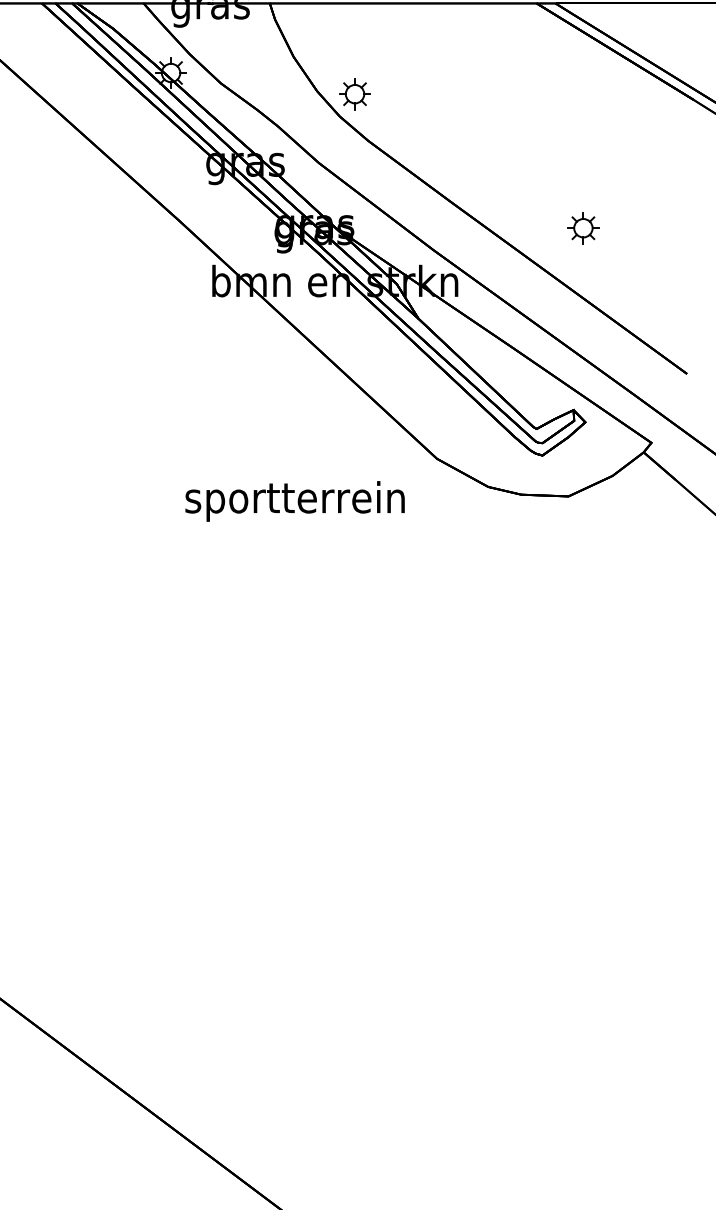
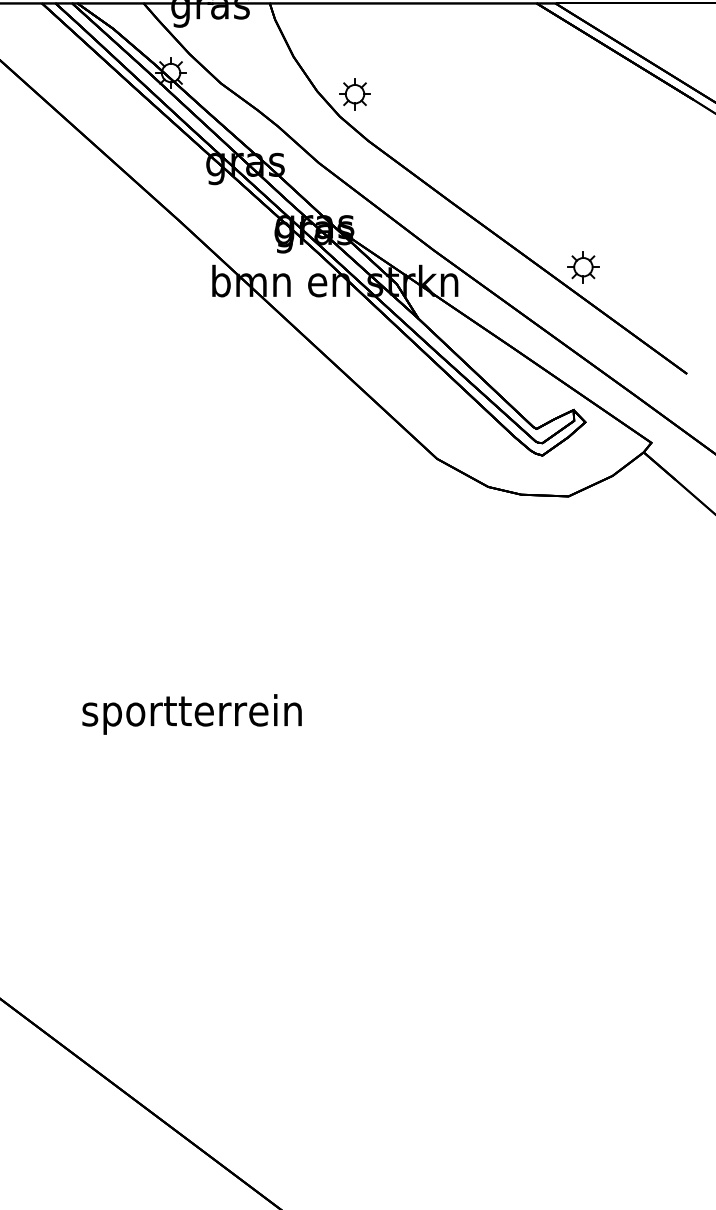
part position: (583, 228) -> (583, 267) (583, 267)
text position: (294, 501) -> (191, 714) (191, 714)
